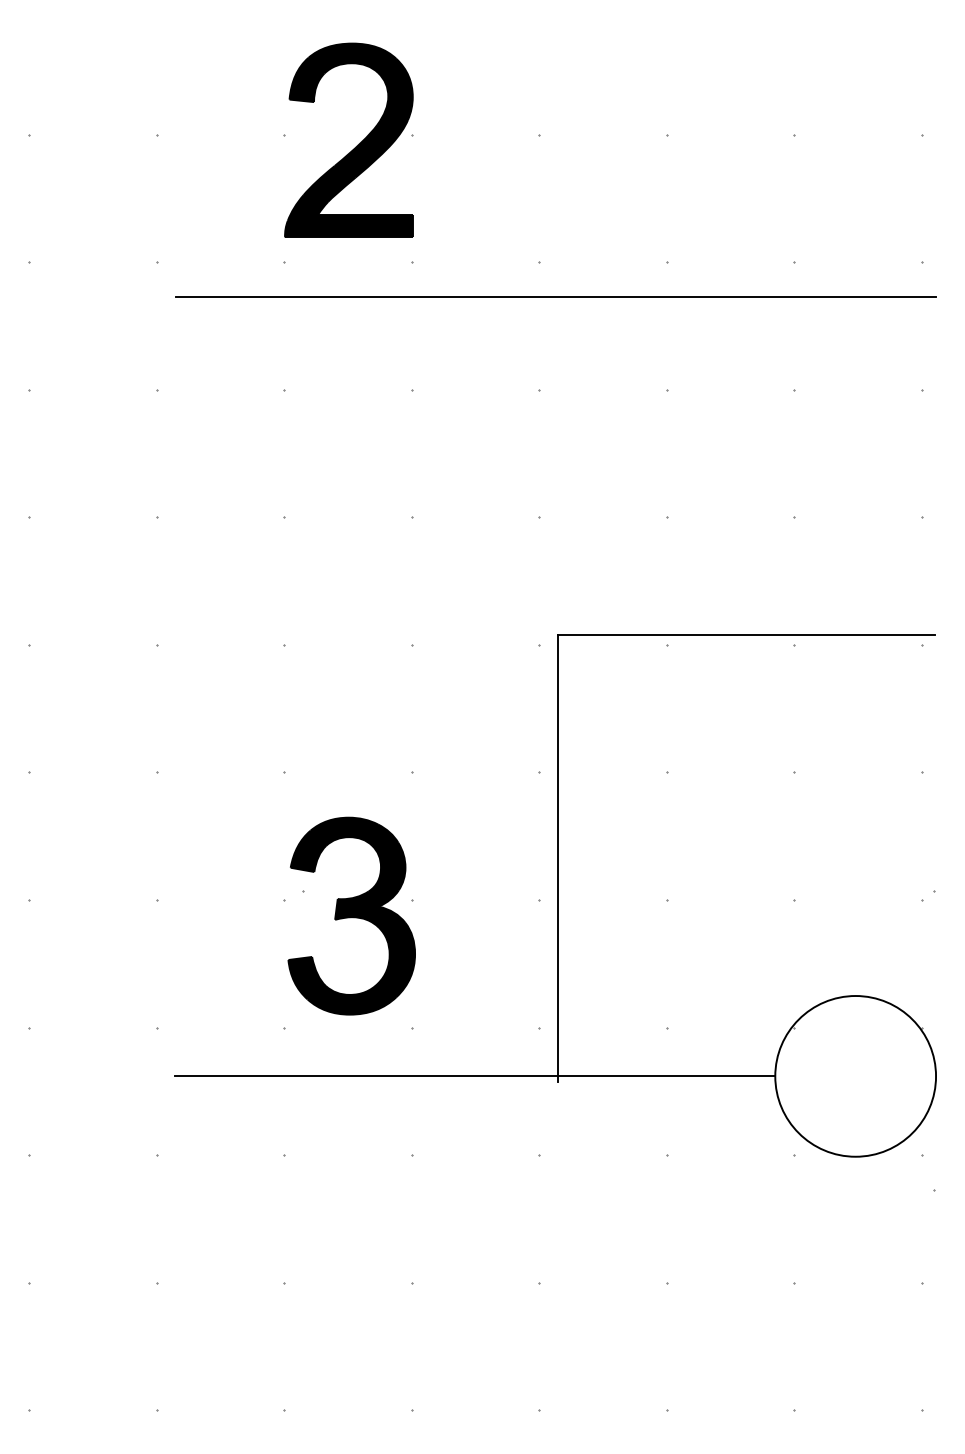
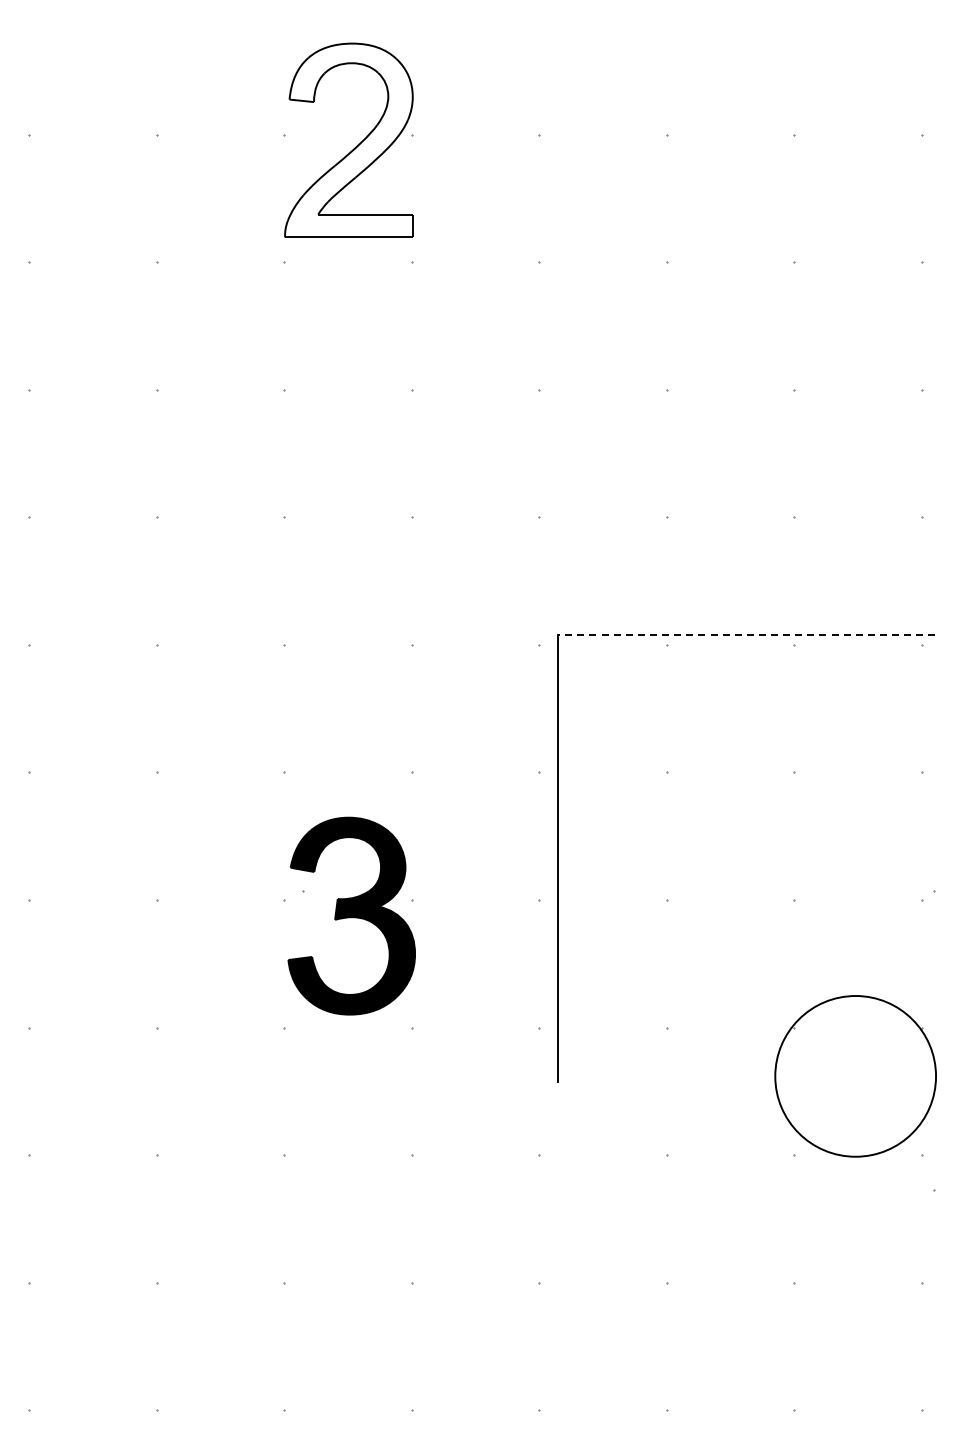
fill: present -> none (349, 140)
line: present -> none (555, 297)
line: solid -> dashed (746, 634)
line: present -> none (475, 1076)
